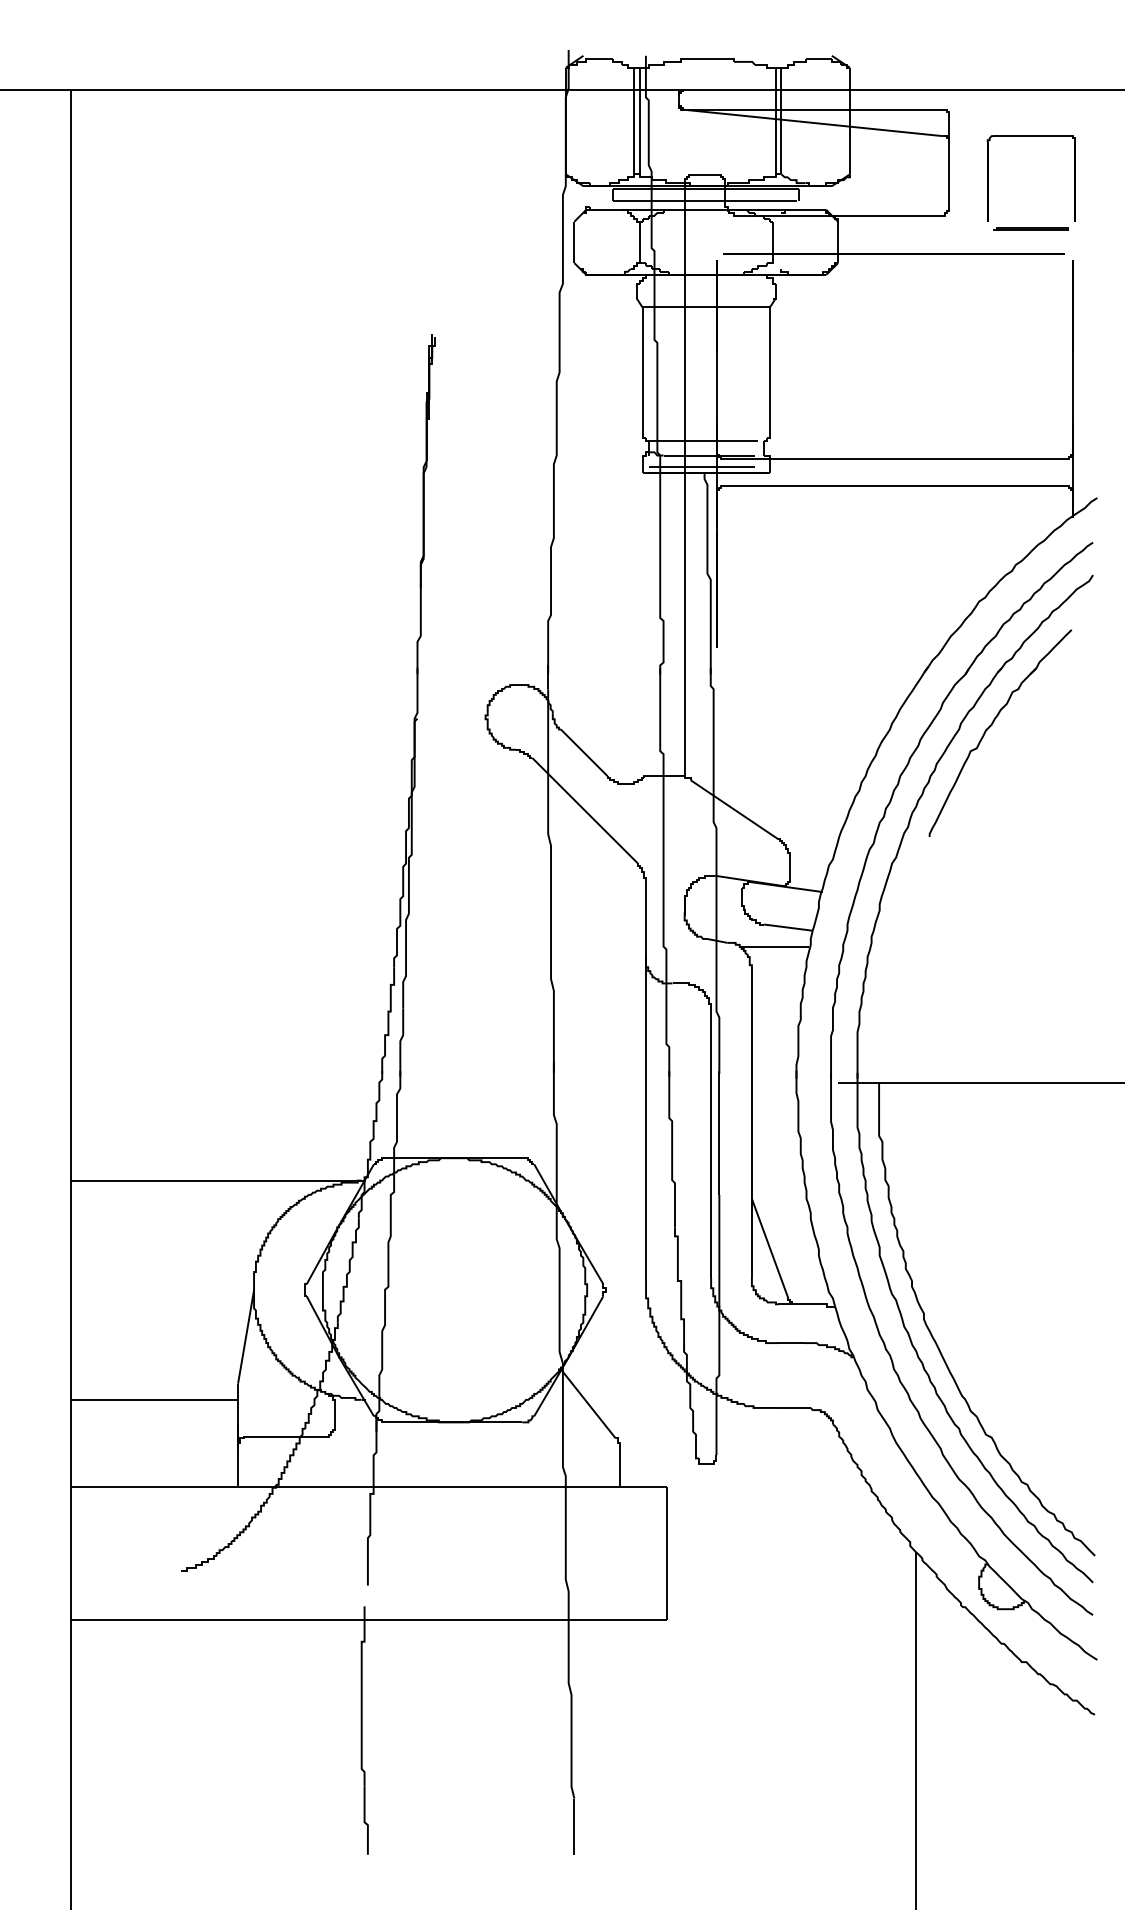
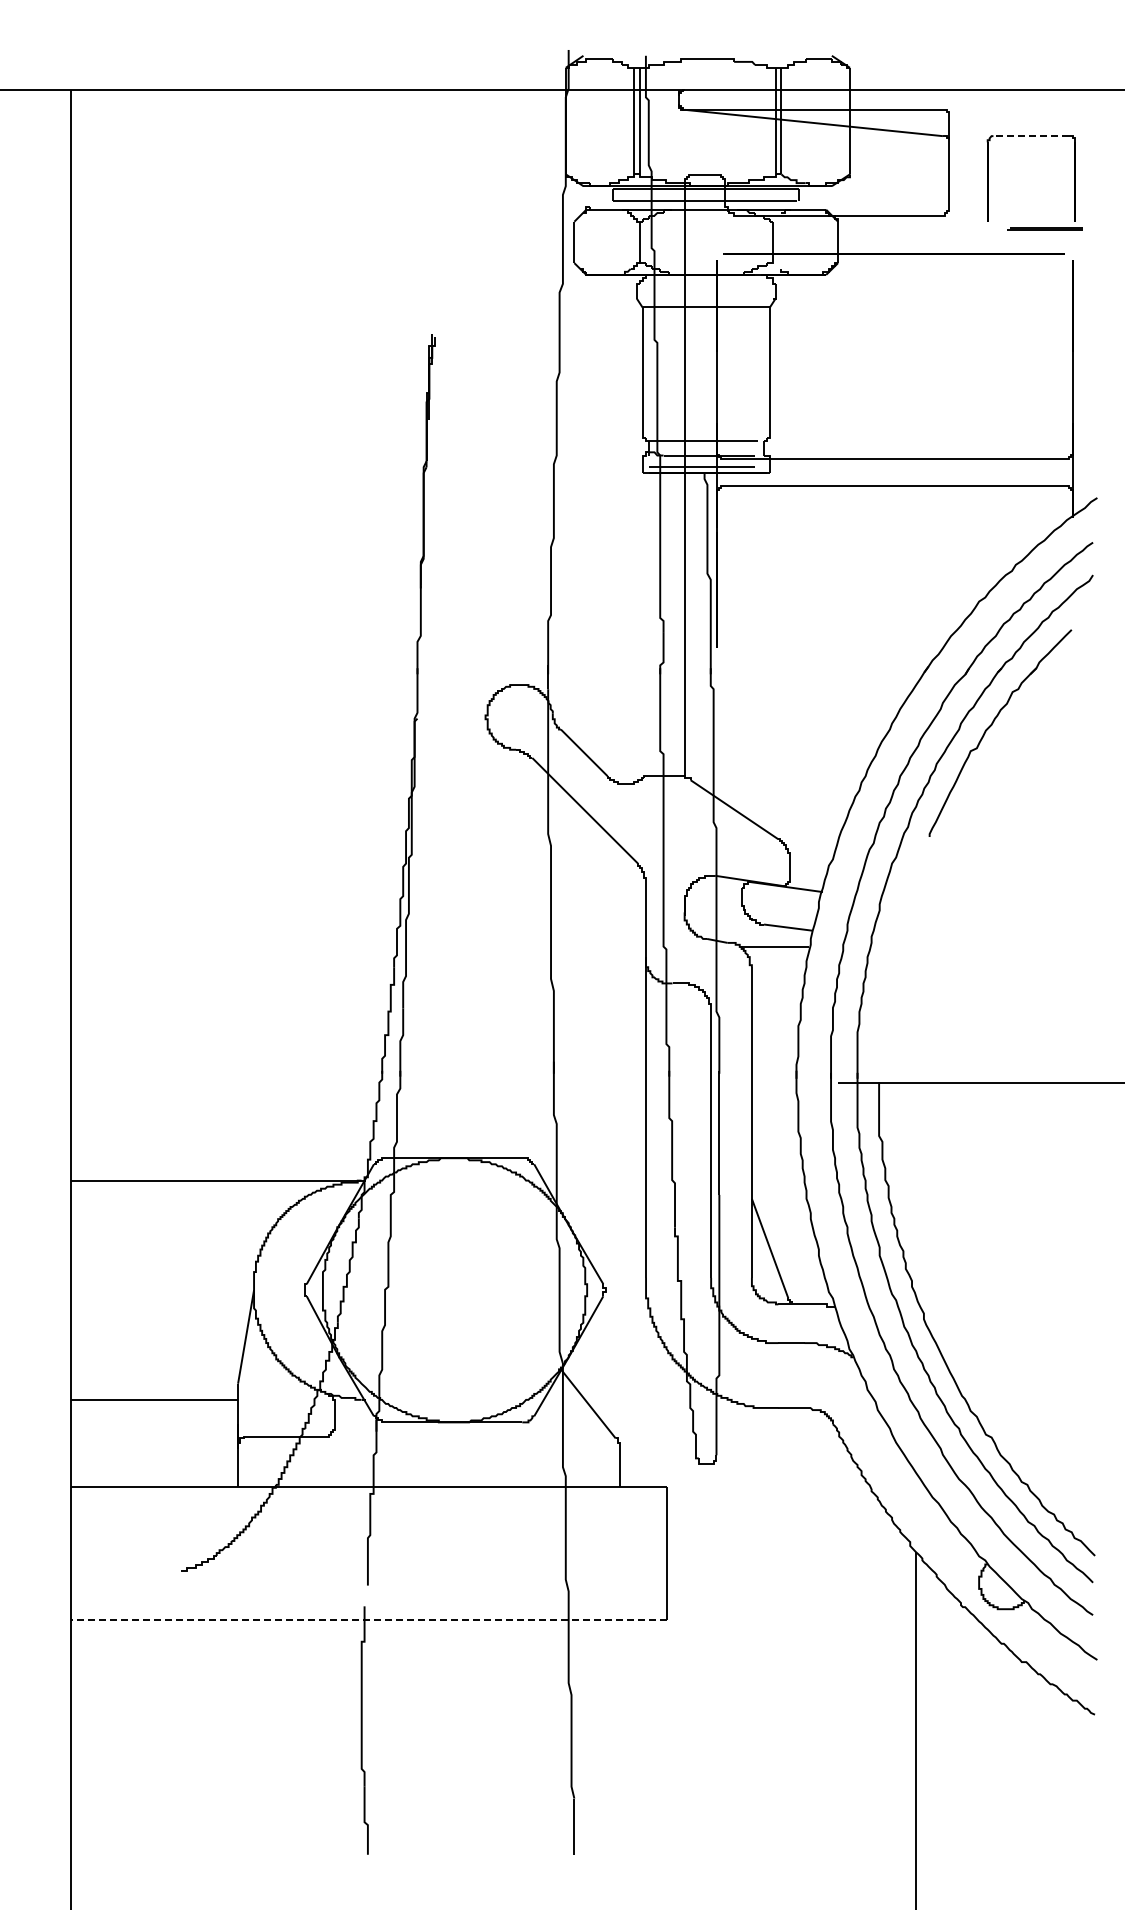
line: solid -> dashed (1031, 136)
line position: (1030, 228) -> (1044, 228) (1044, 228)
line: solid -> dashed (368, 1619)
